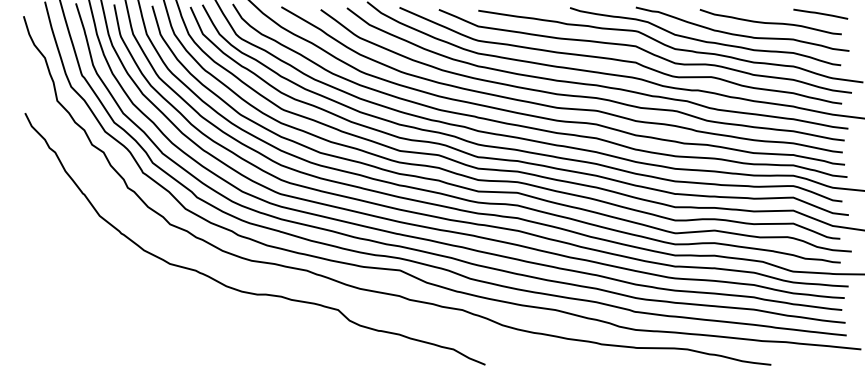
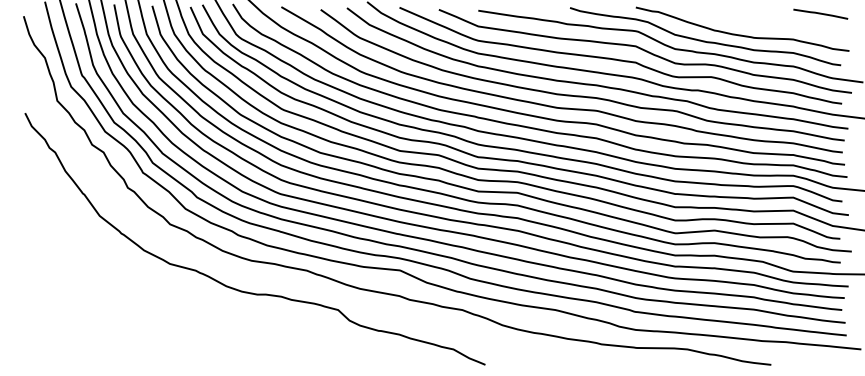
curve: present -> none (770, 22)
